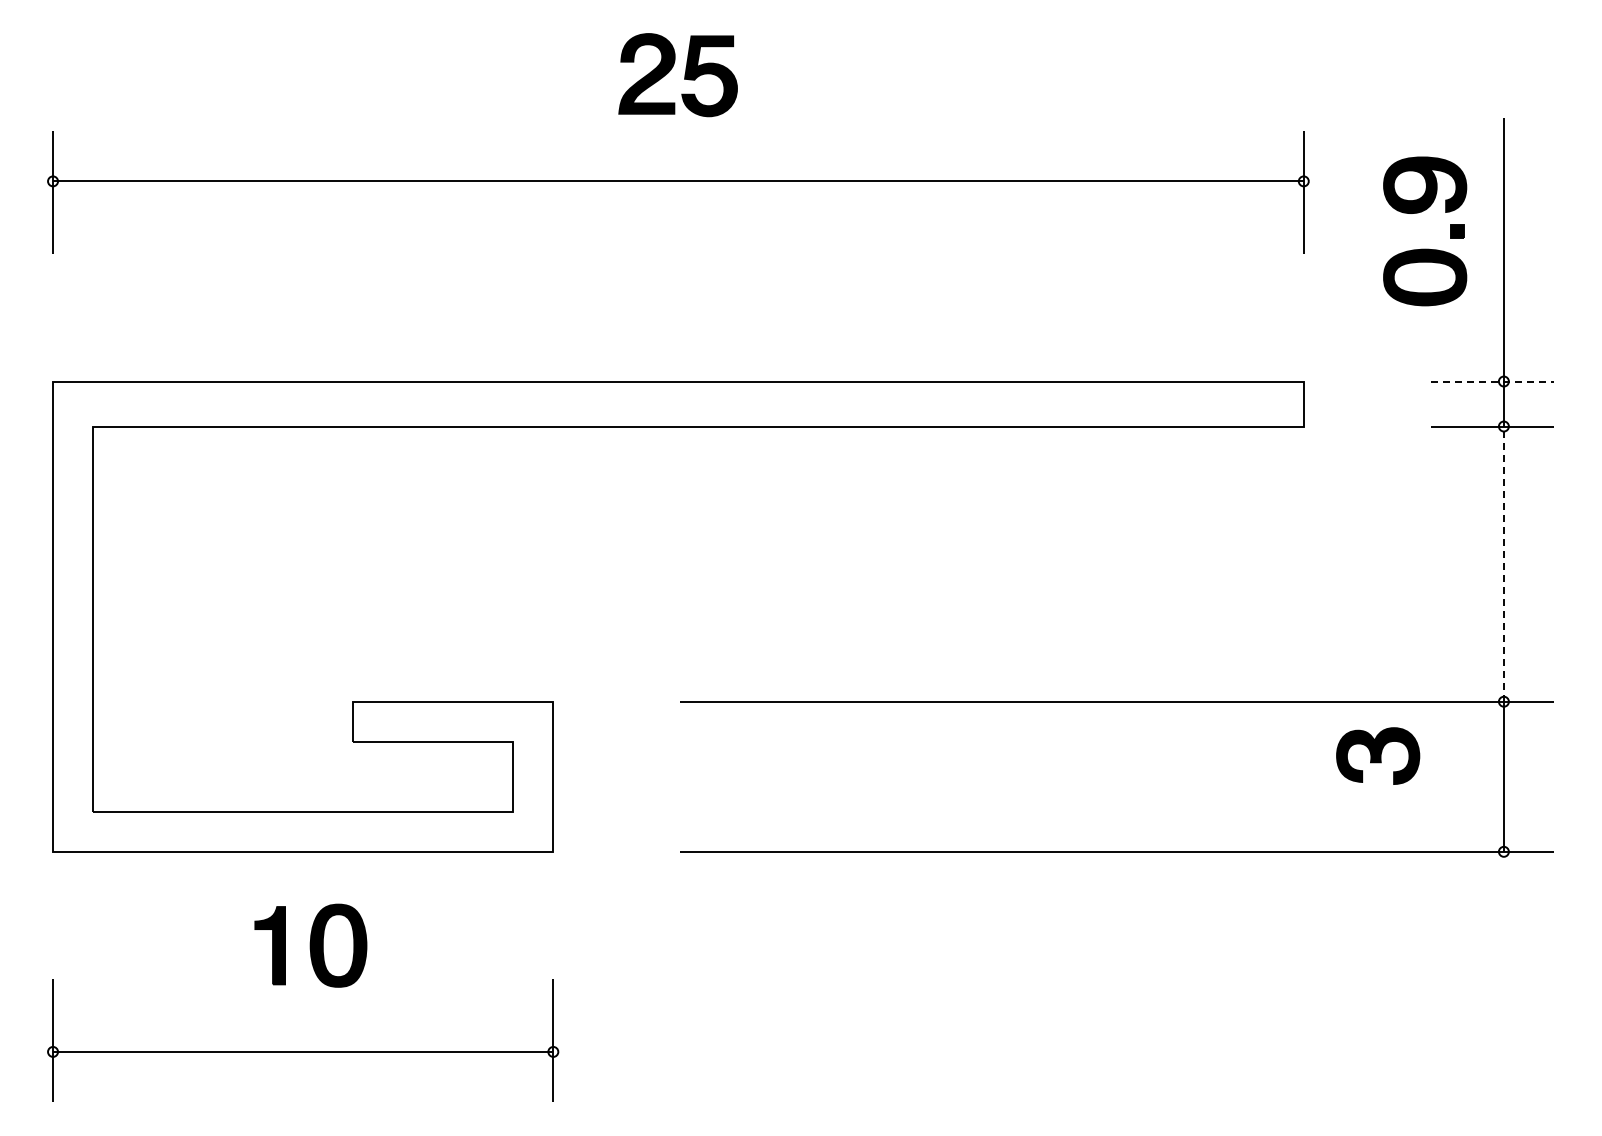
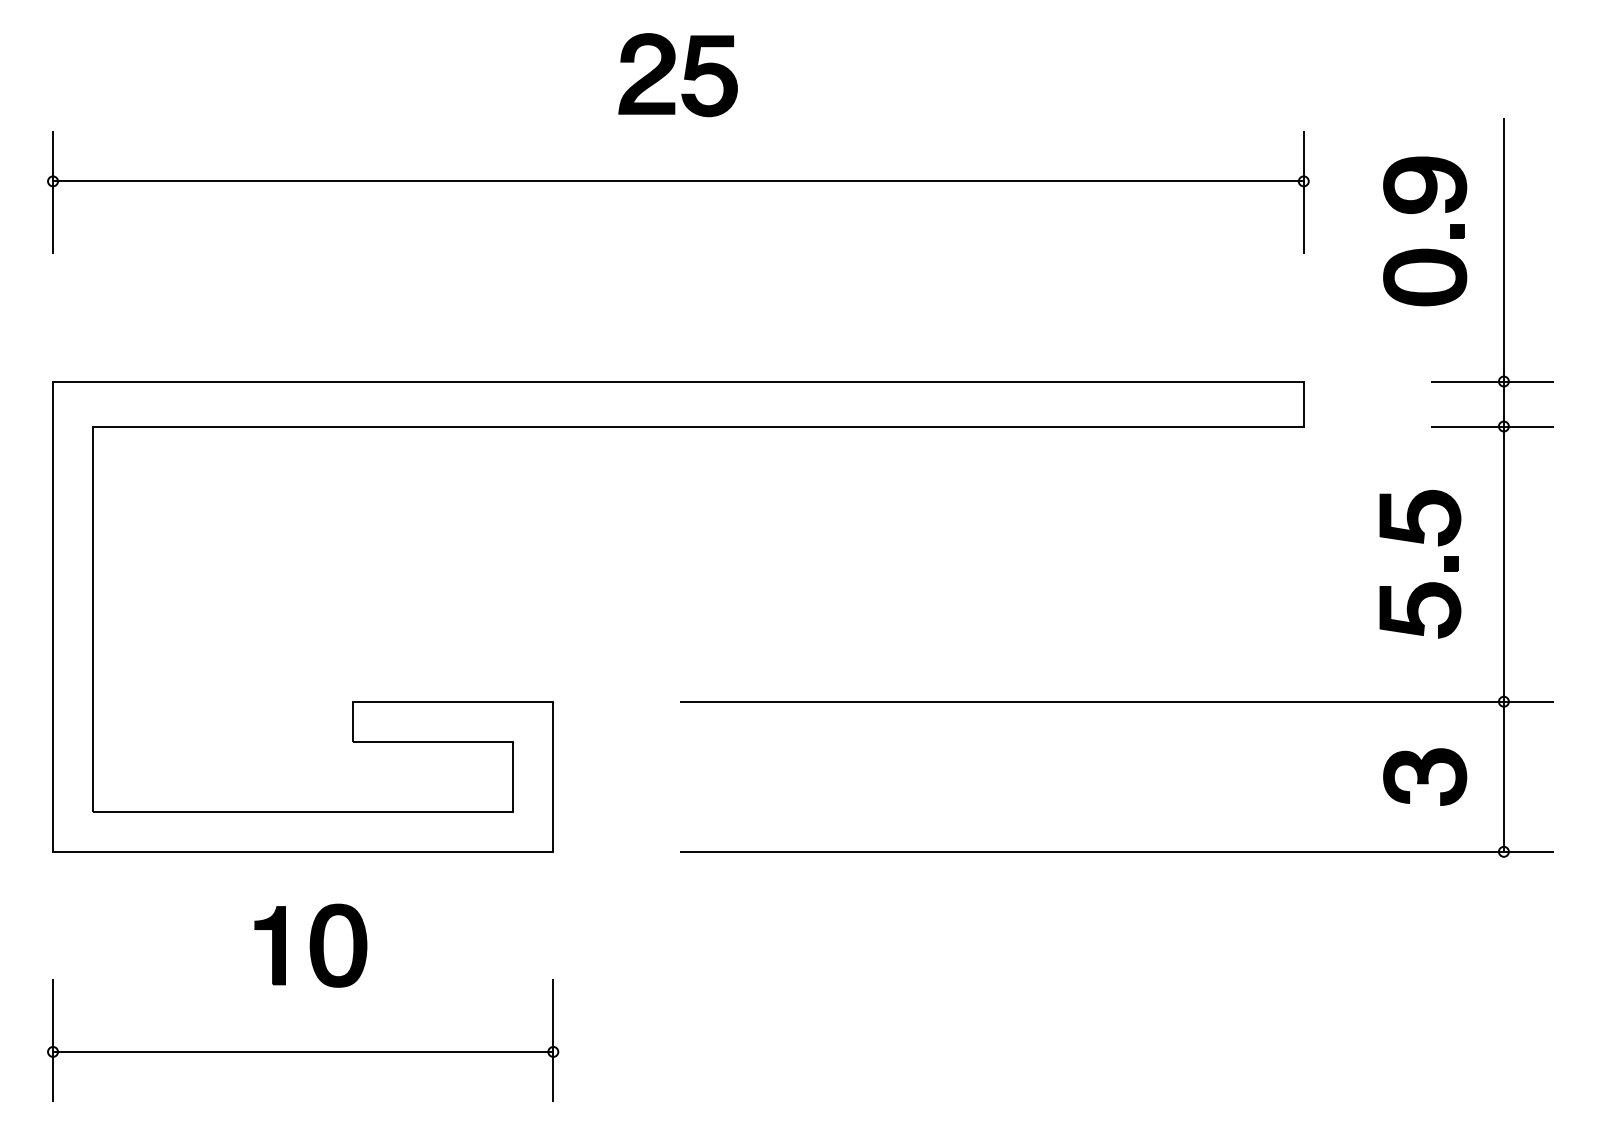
line: dashed -> solid (1492, 381)
line: dashed -> solid (1503, 564)
part: none -> present (1423, 583)
part position: (1378, 755) -> (1425, 776) (1425, 776)
